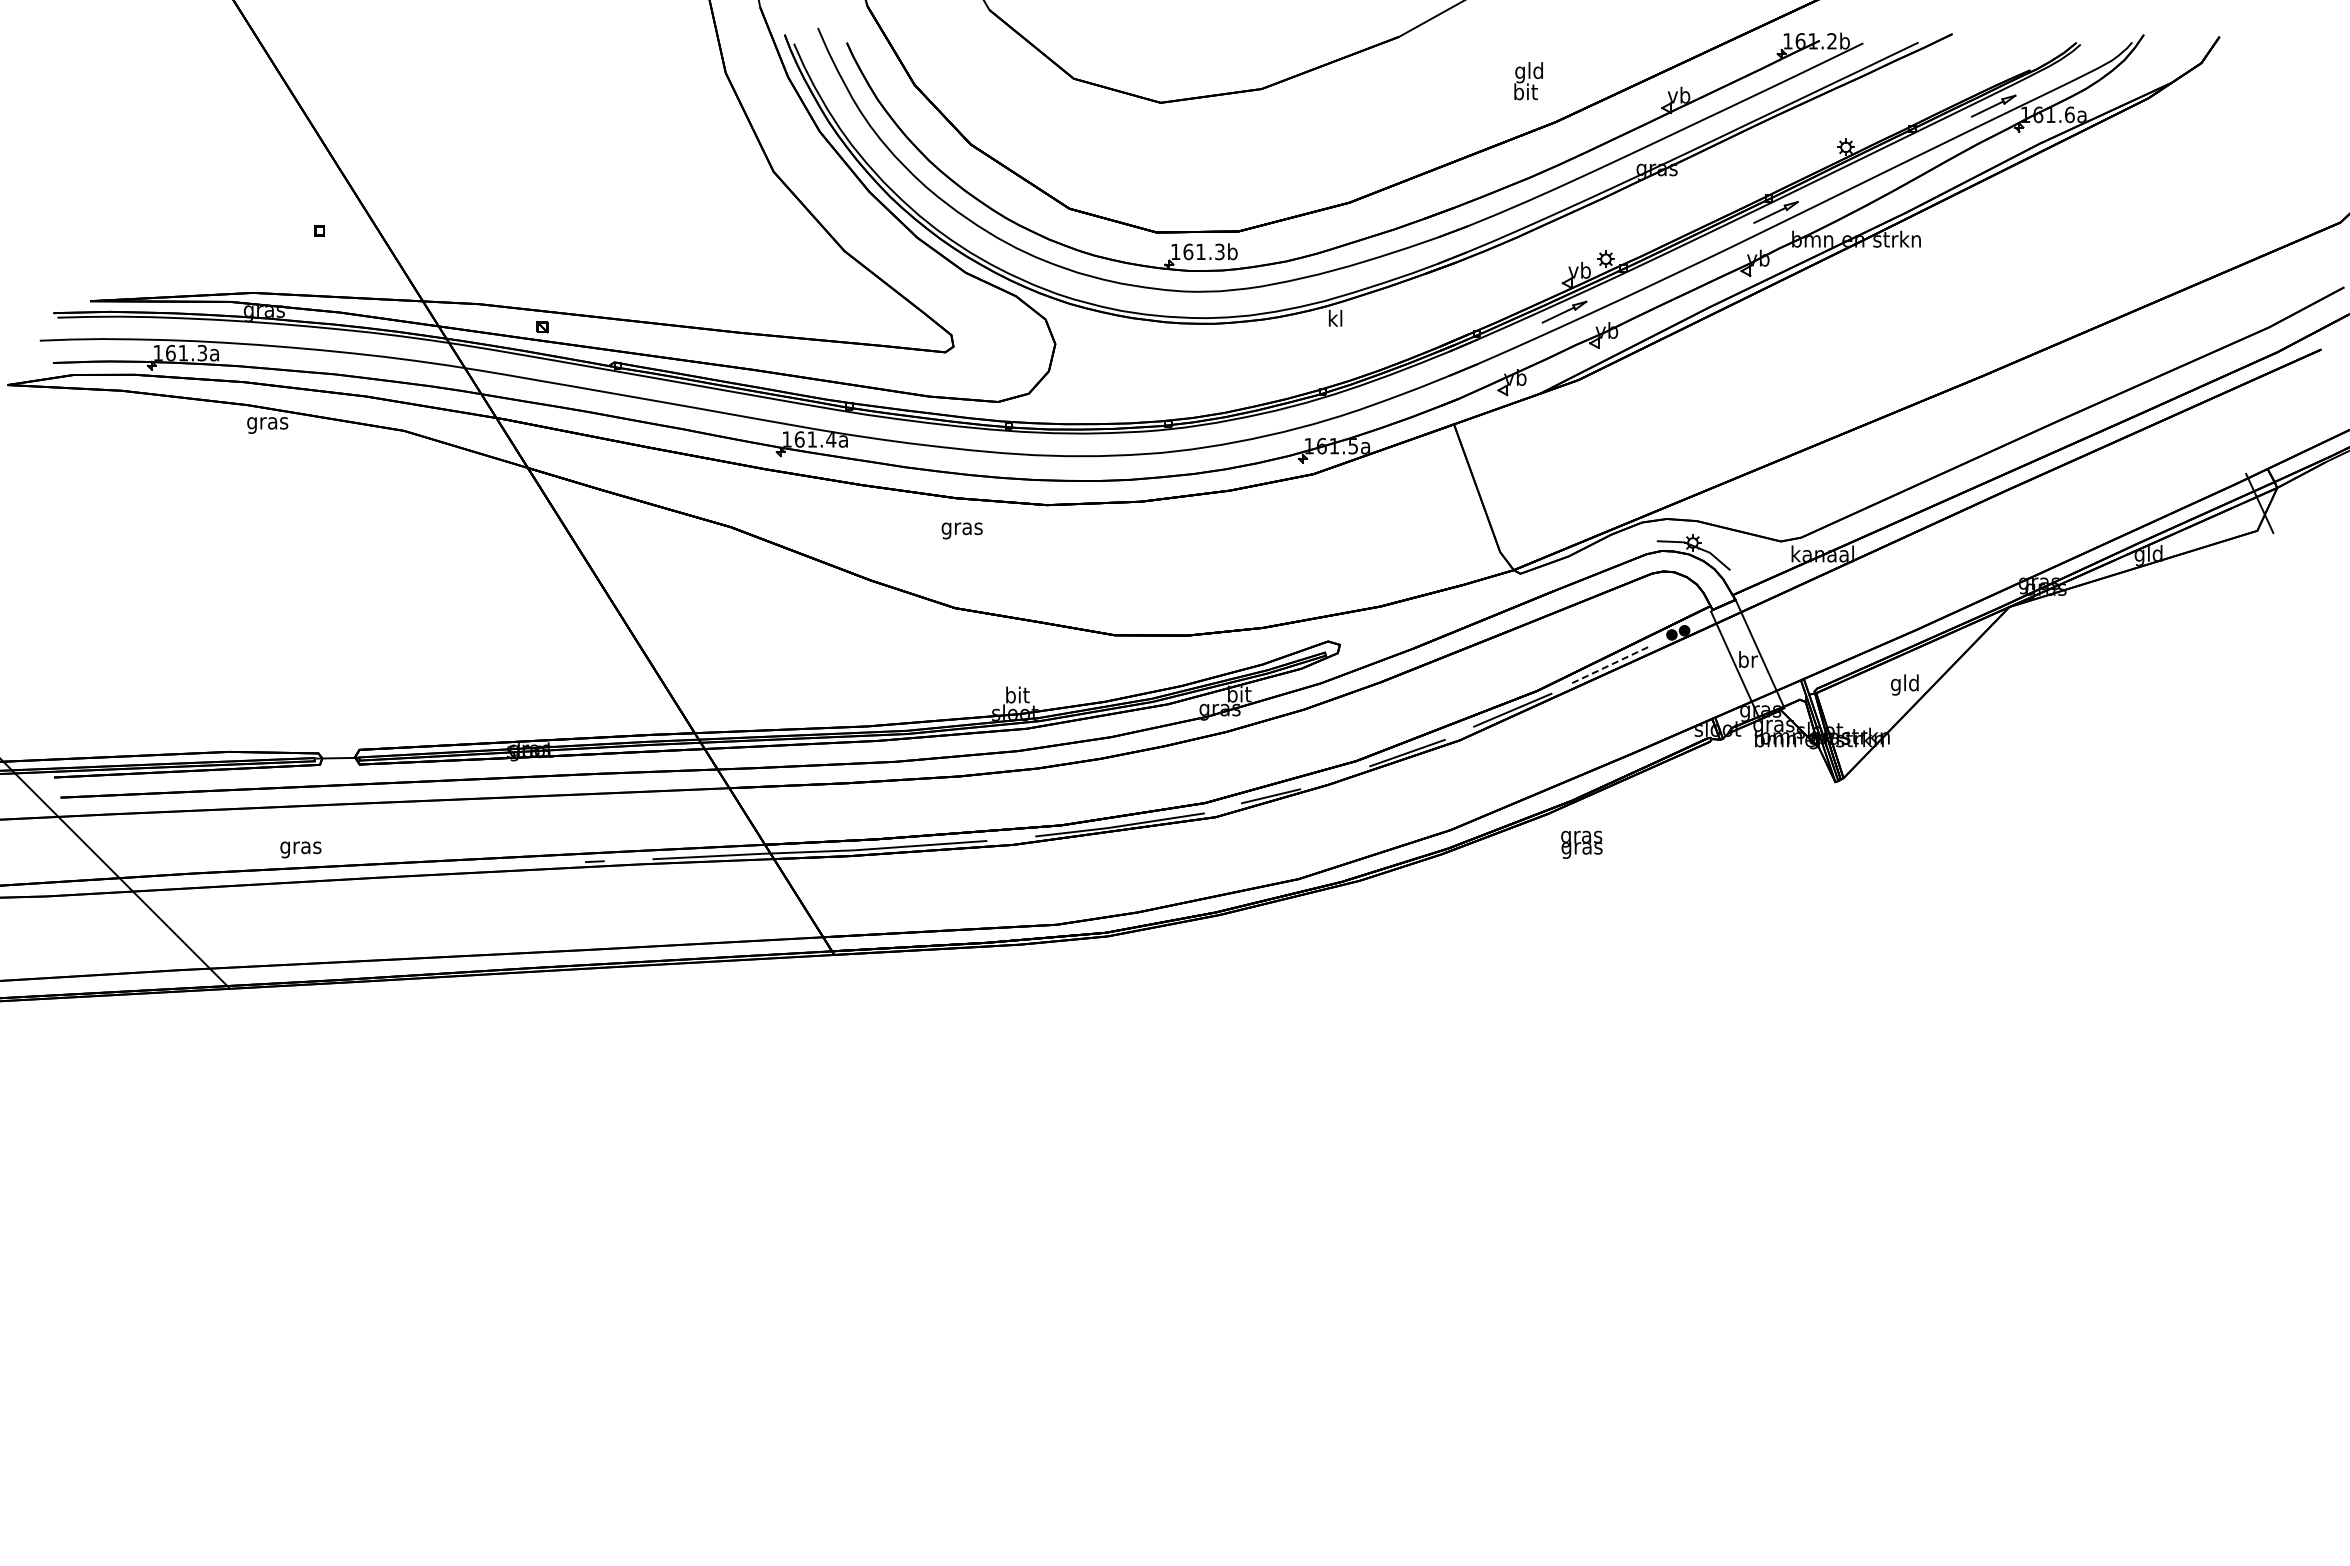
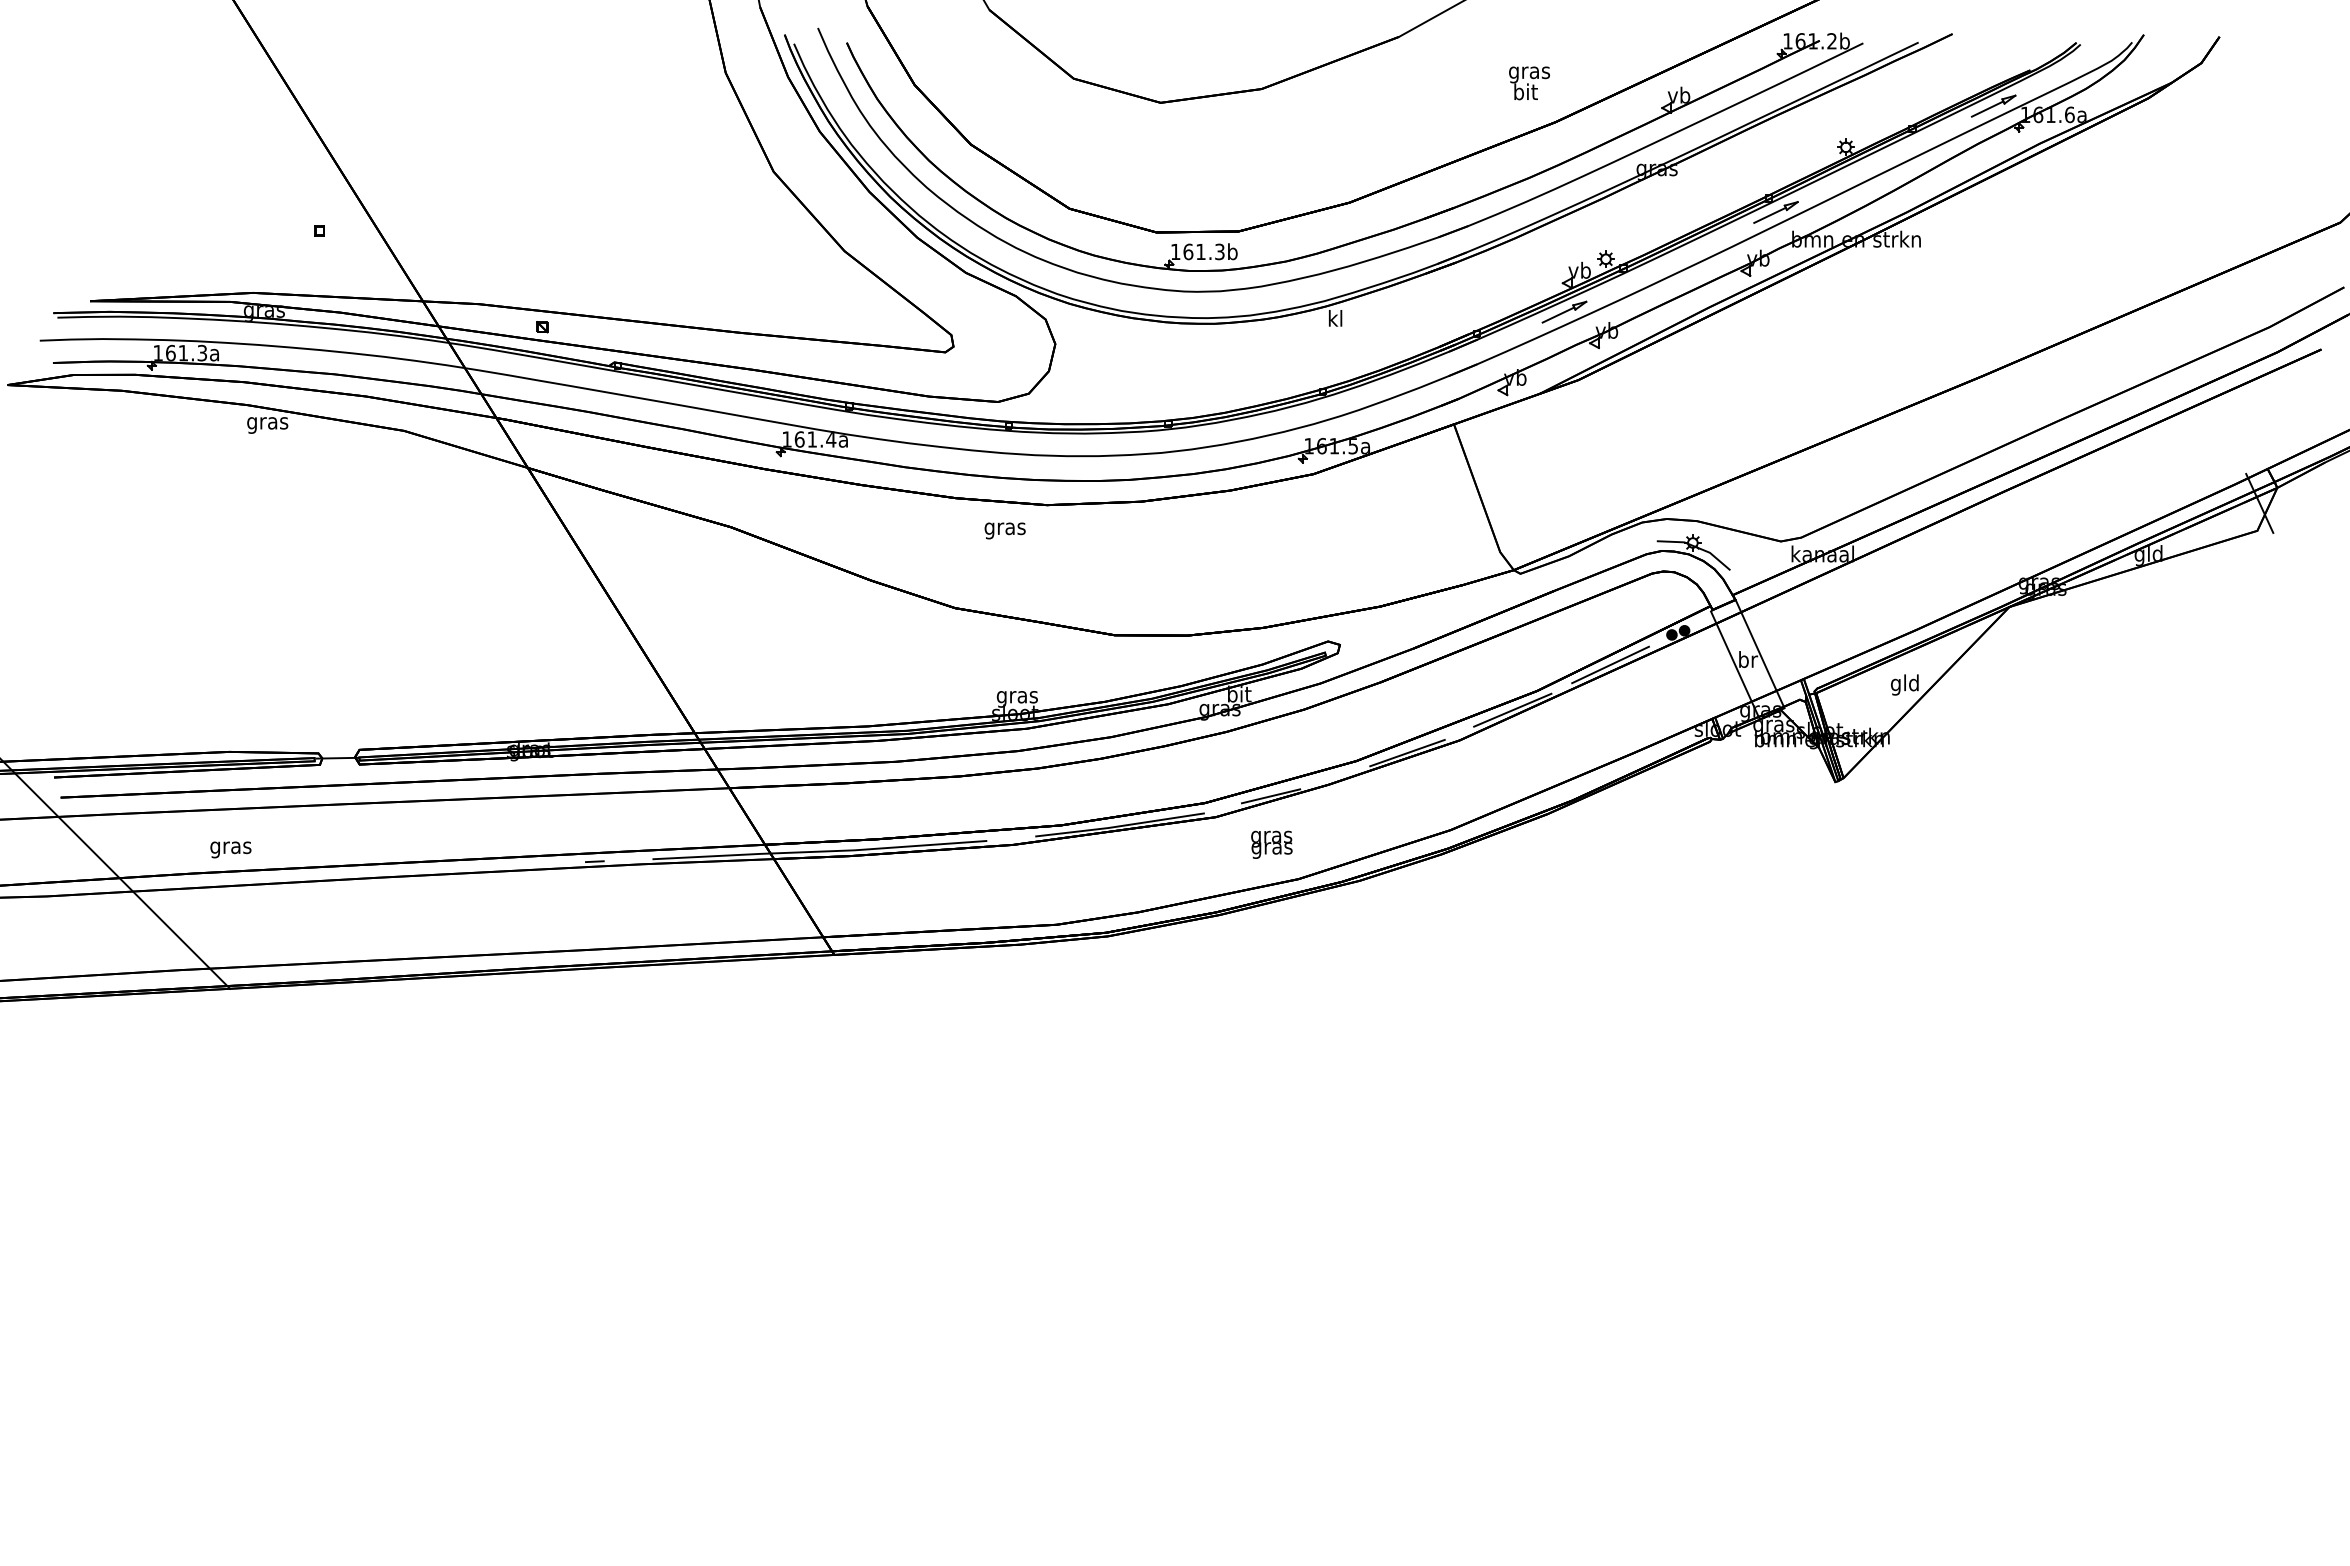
text: gld -> gras (1529, 72)
text position: (961, 530) -> (1004, 530) (1004, 530)
line: dashed -> solid (1611, 664)
text: bit -> gras (1016, 696)
text position: (1581, 844) -> (1271, 844) (1271, 844)
text position: (300, 849) -> (230, 849) (230, 849)
